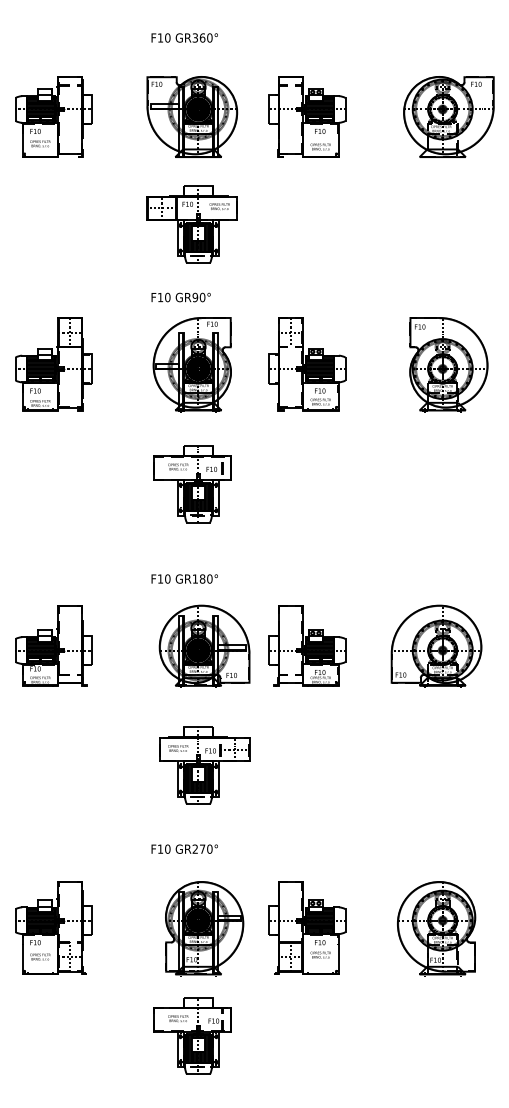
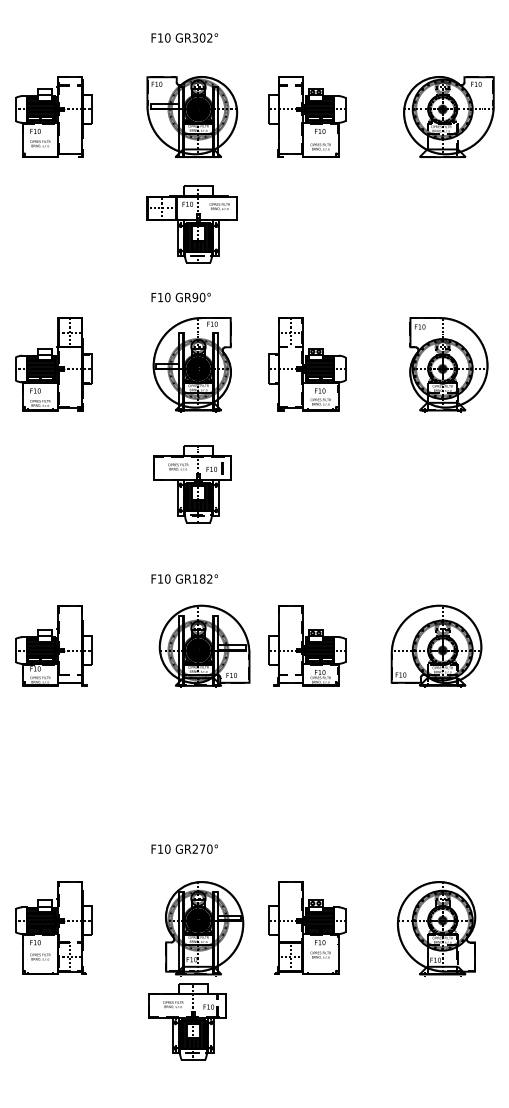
text: GR360° -> GR302° (206, 37)
text: GR180° -> GR182° (209, 578)
part: present -> none (204, 765)
part position: (192, 1035) -> (187, 1021) (187, 1021)
